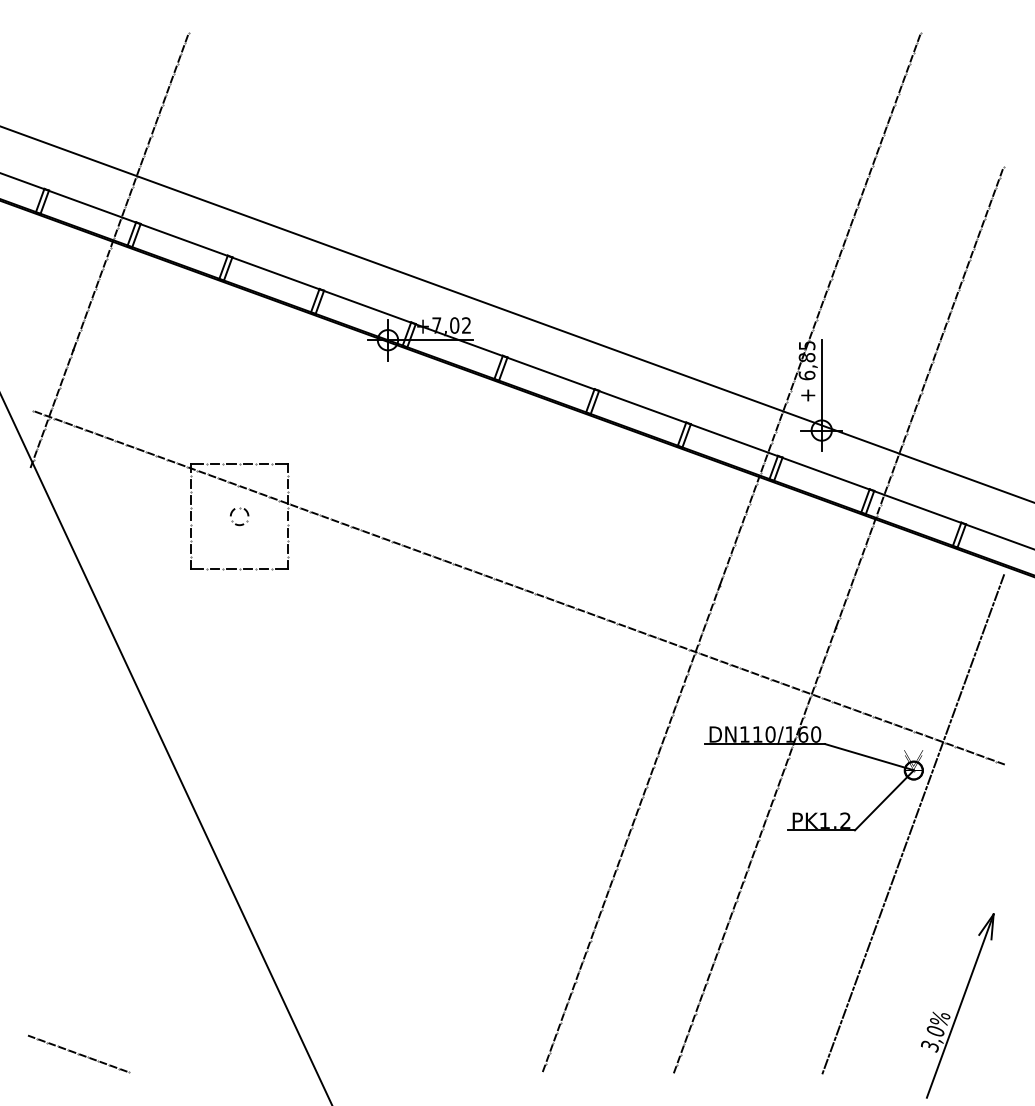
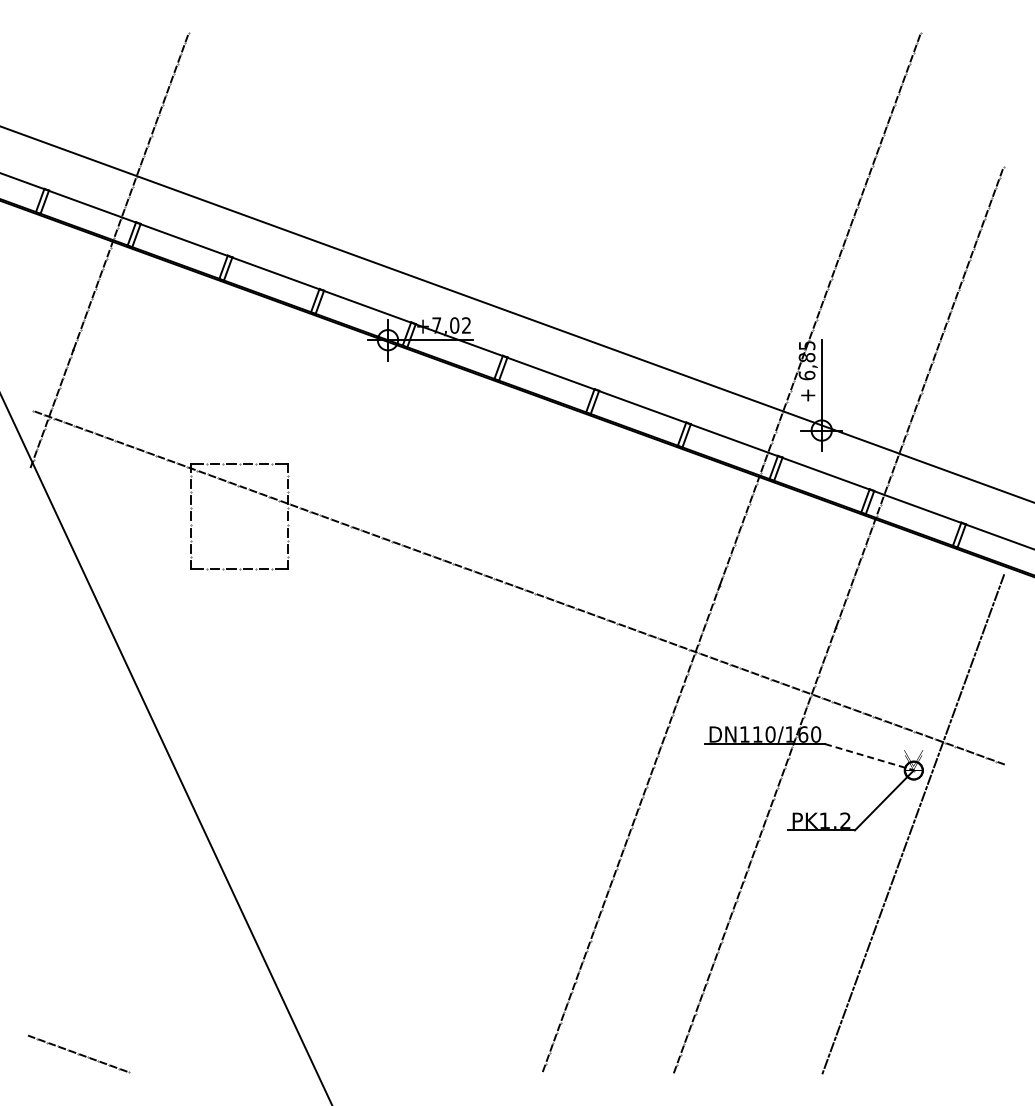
part: present -> none (240, 509)
line: solid -> dashed (869, 757)
part: present -> none (957, 1005)
